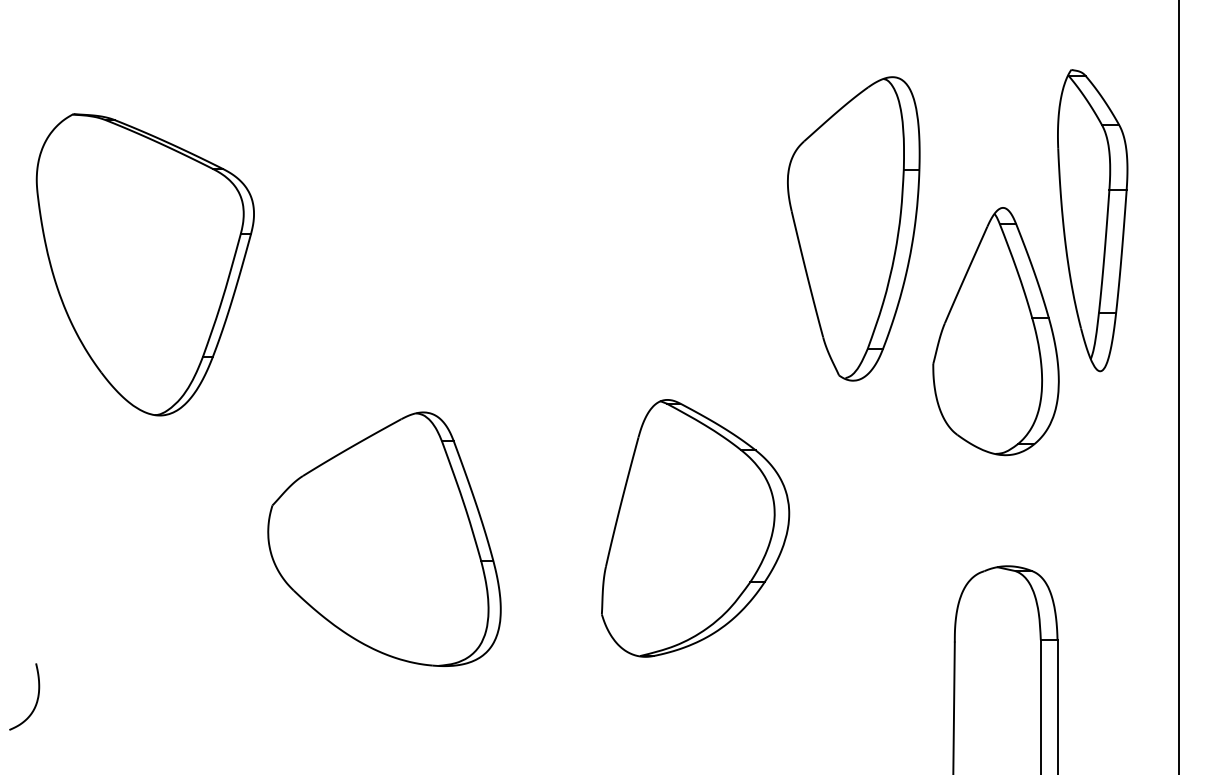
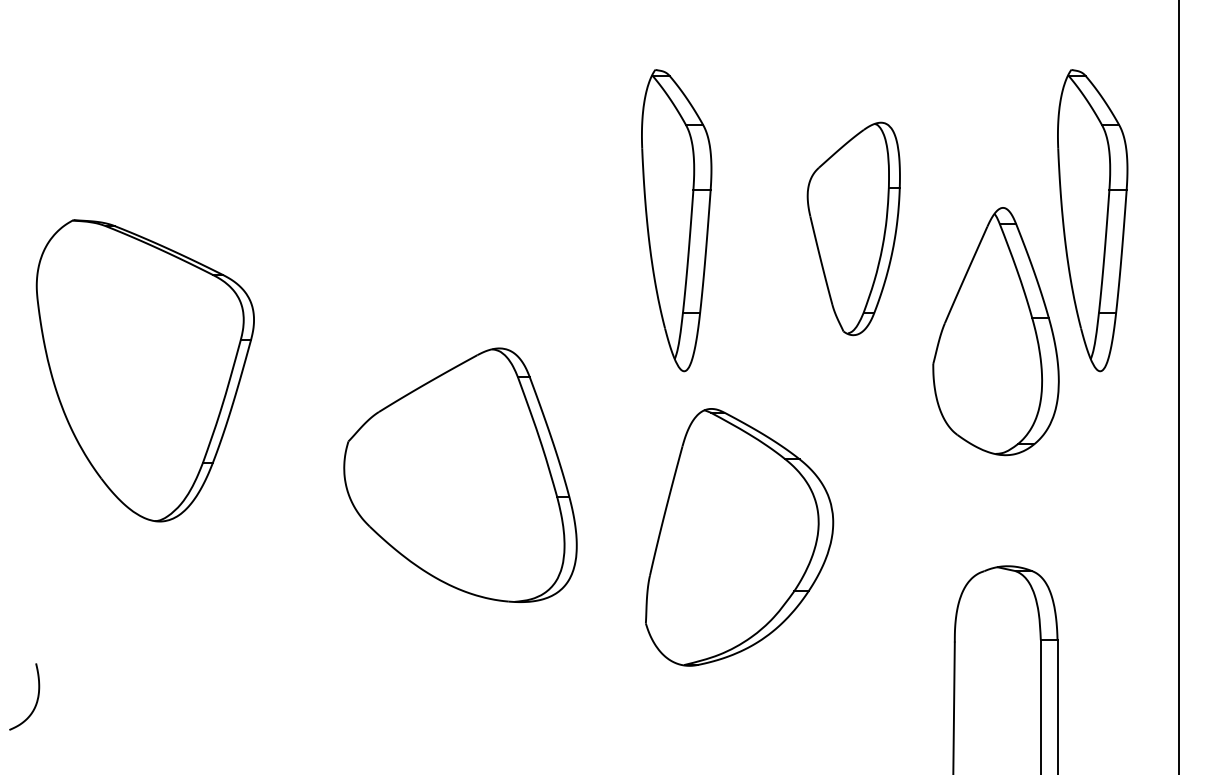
part: none -> present (676, 220)
part size: 134x306 px -> 95x216 px (853, 228)
part position: (144, 264) -> (144, 370) (144, 370)
part position: (695, 528) -> (739, 537) (739, 537)
part position: (384, 538) -> (460, 474) (460, 474)
